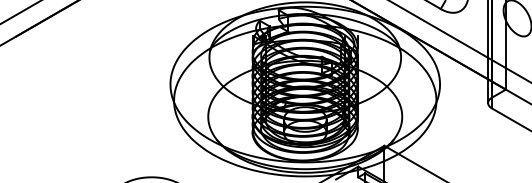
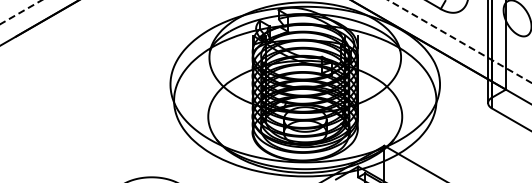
line: solid -> dashed (21, 12)
line: solid -> dashed (459, 41)
